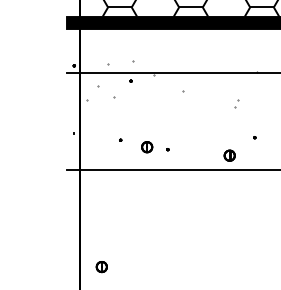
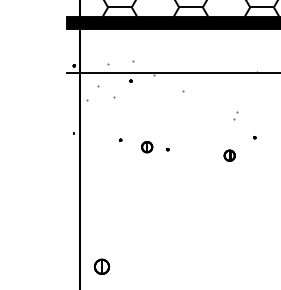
part position: (236, 103) -> (235, 115) (235, 115)
line: present -> none (172, 169)
part size: 13x13 px -> 17x17 px (102, 266)
